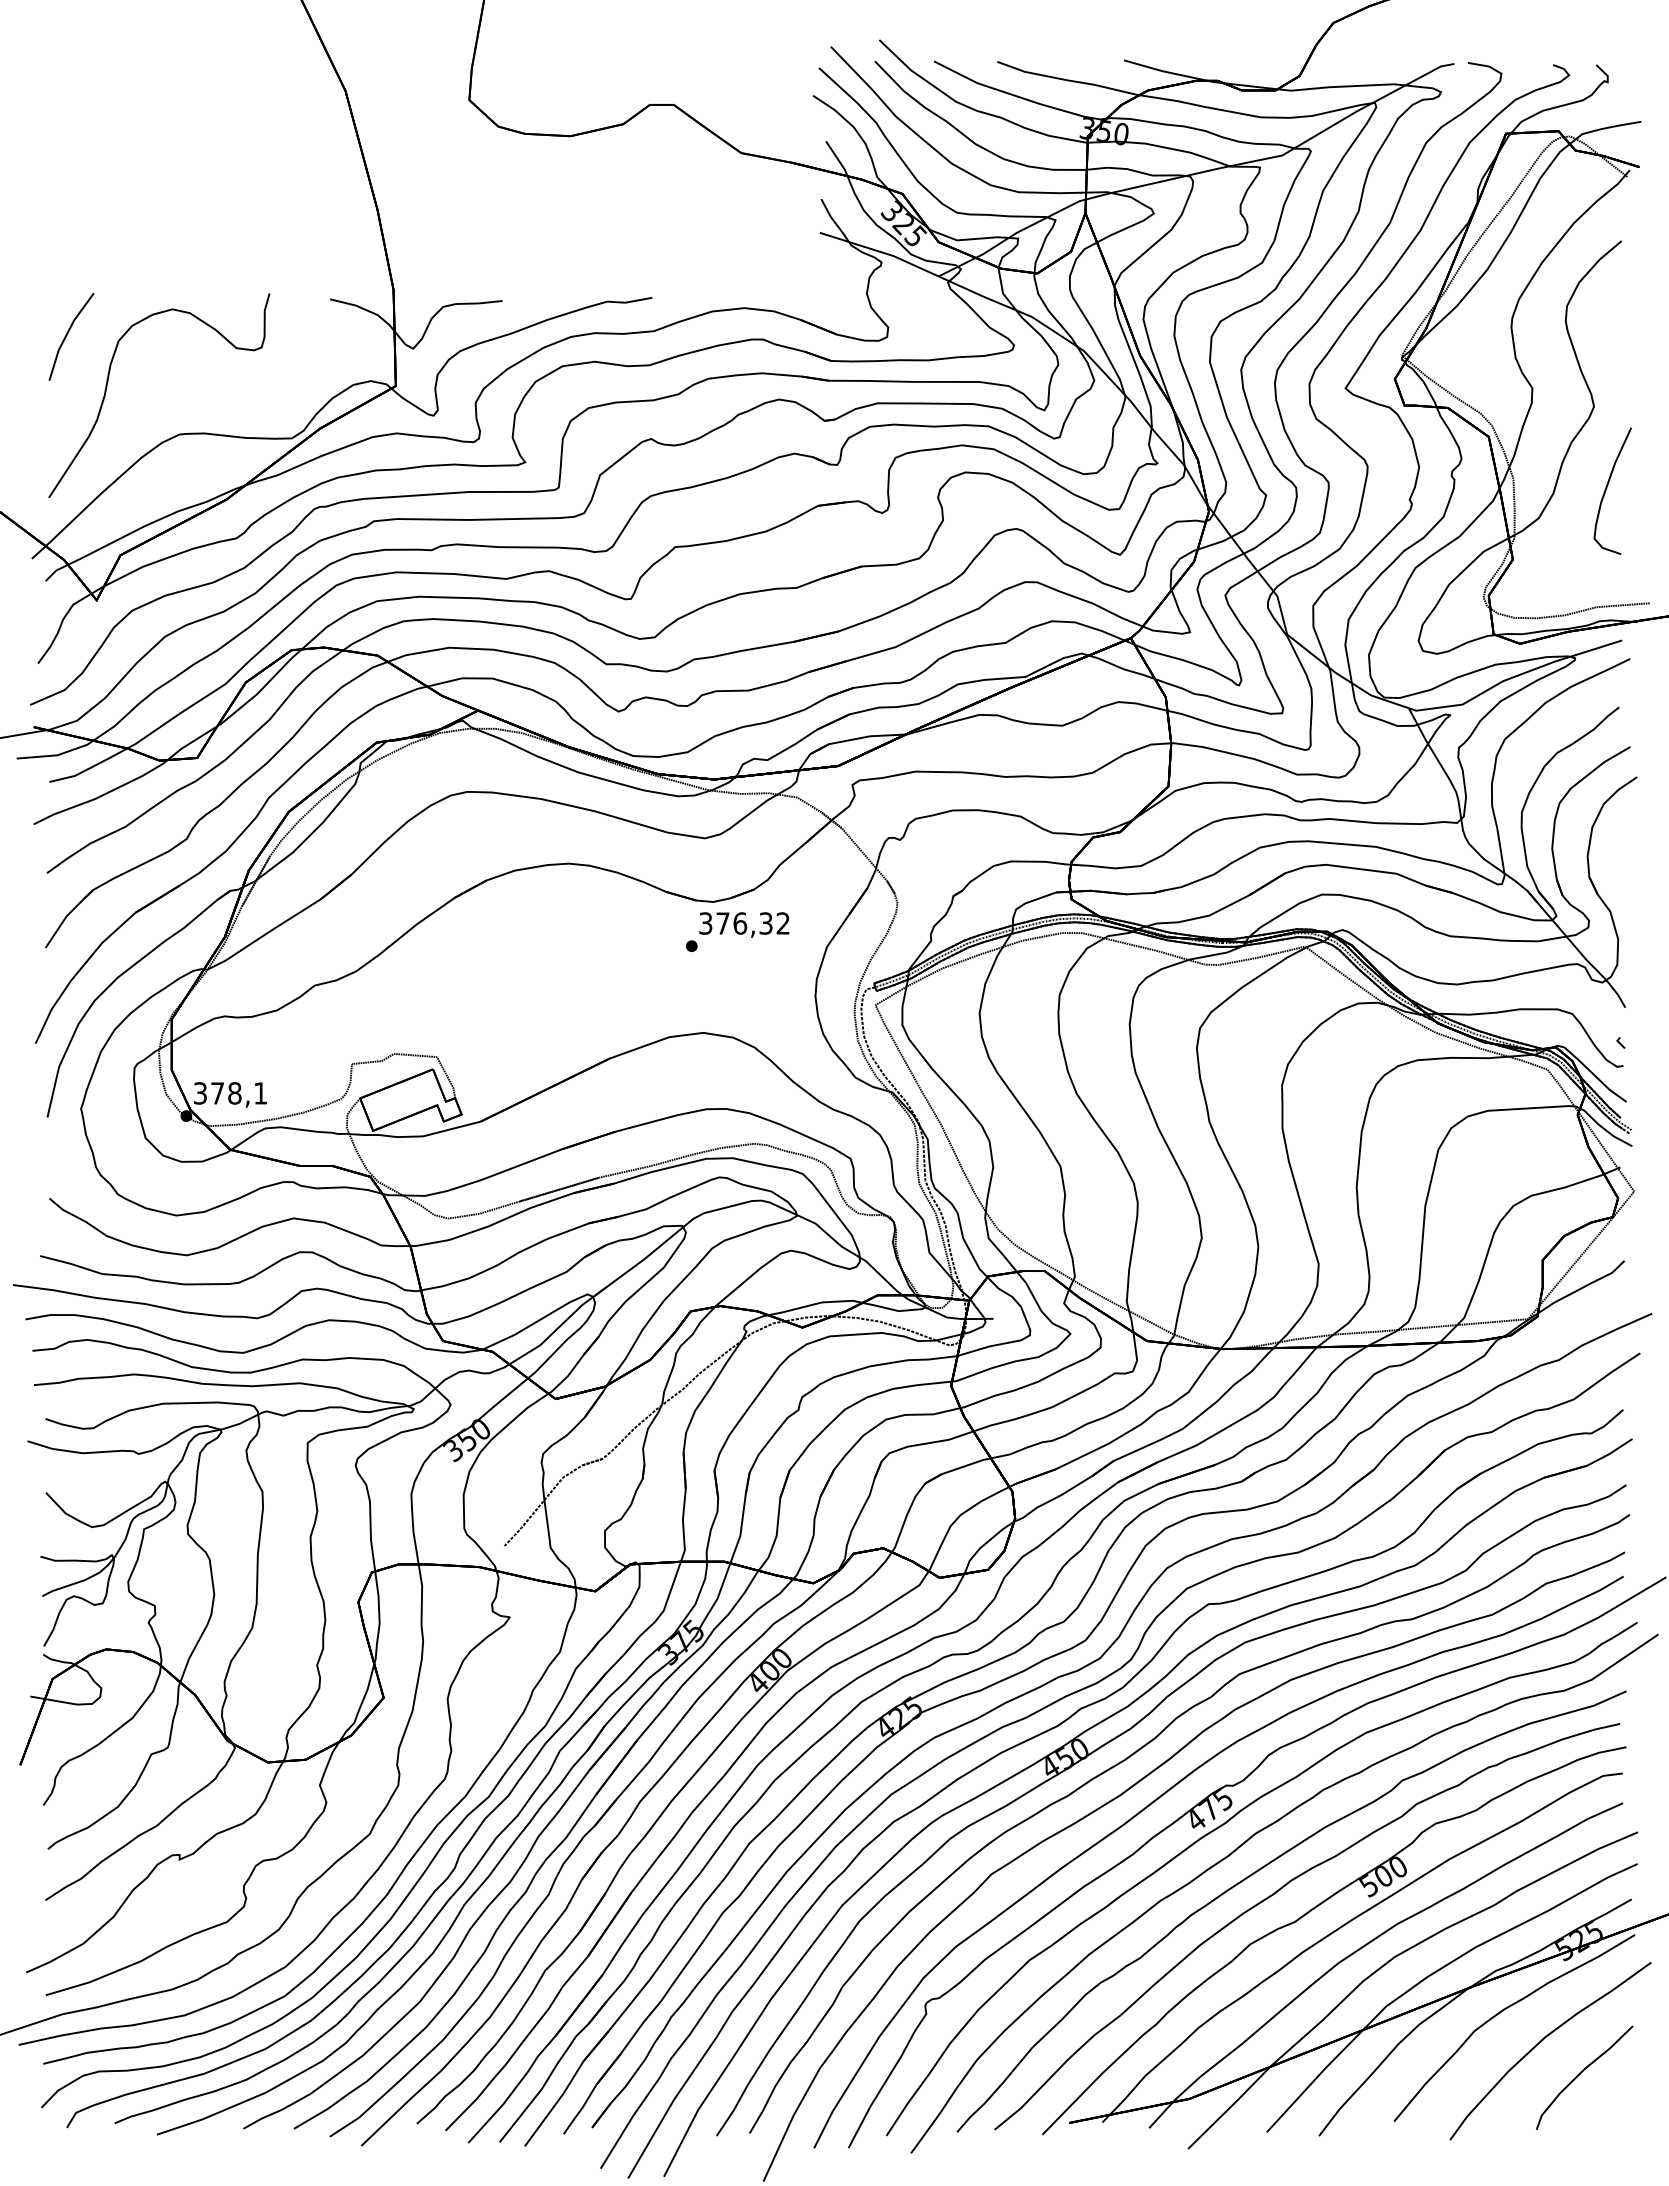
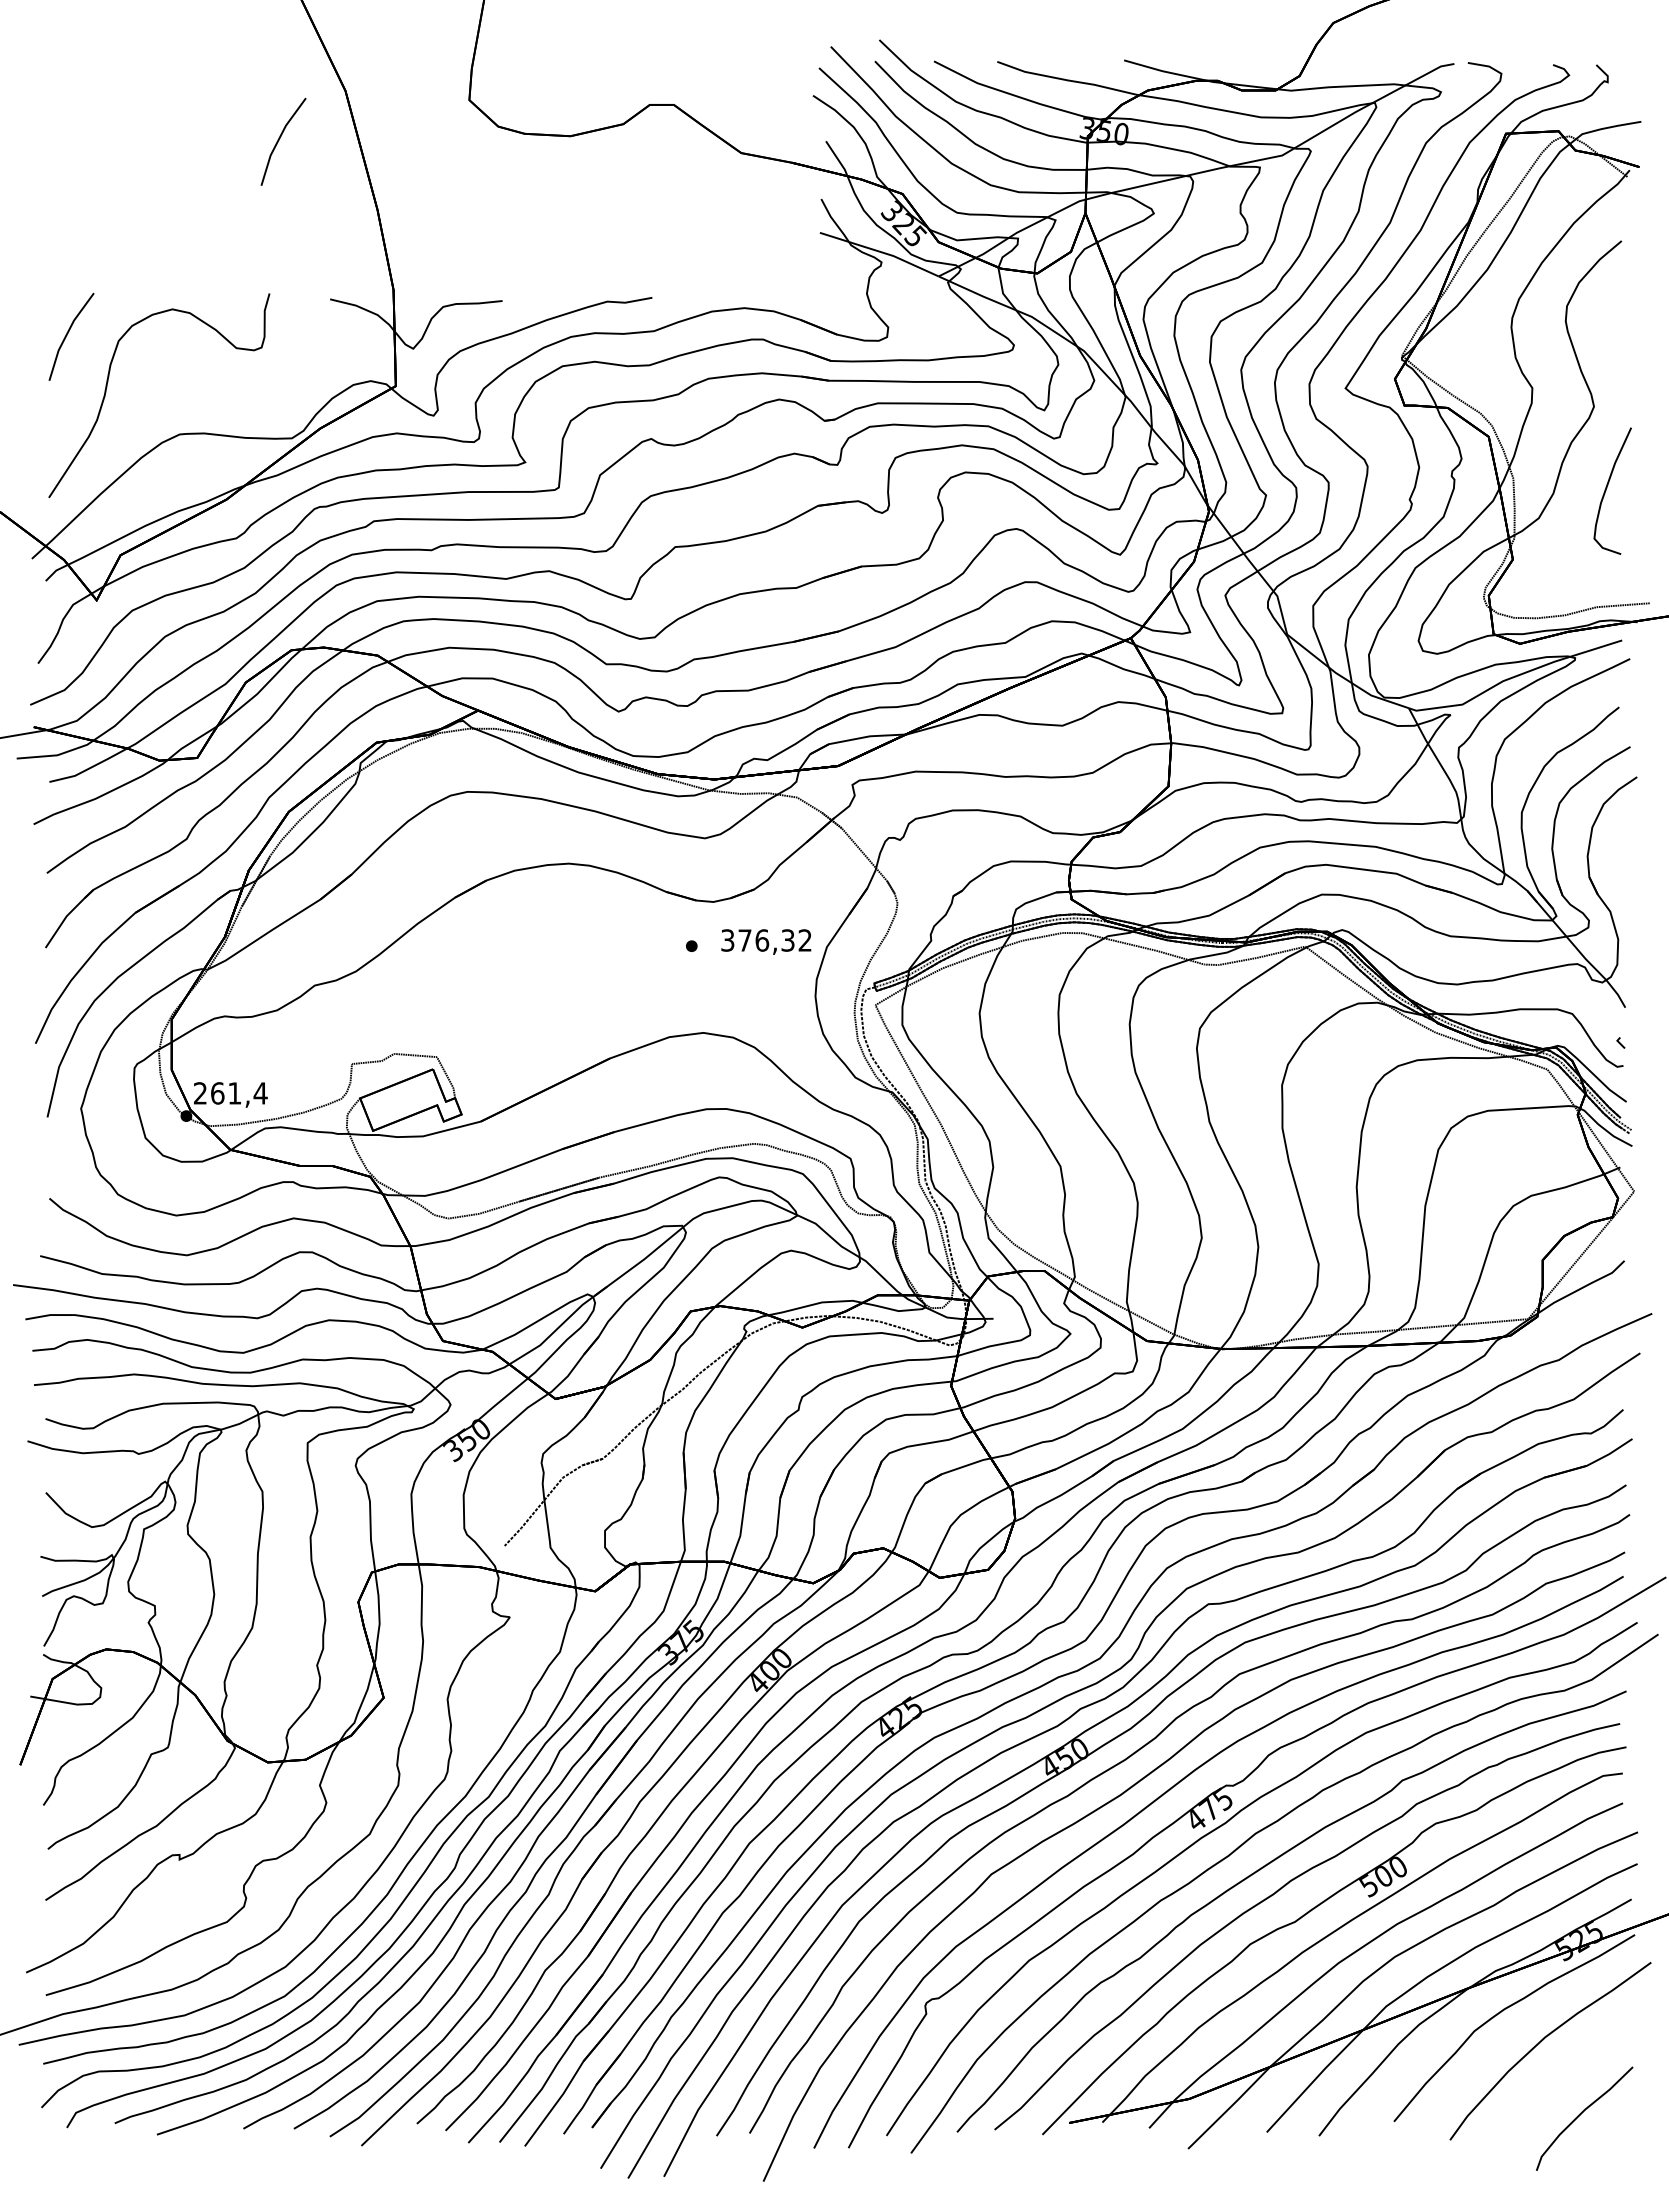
part: none -> present (283, 141)
text position: (744, 924) -> (766, 941) (766, 941)
text: 378,1 -> 261,4 (230, 1093)
part position: (1584, 2077) -> (1584, 2118) (1584, 2118)
